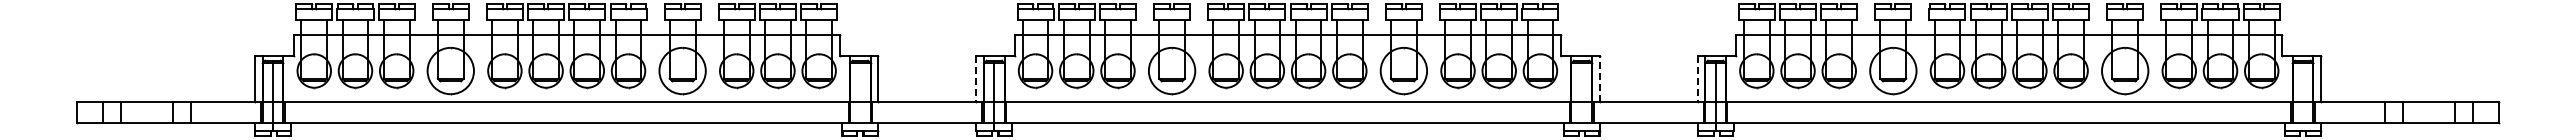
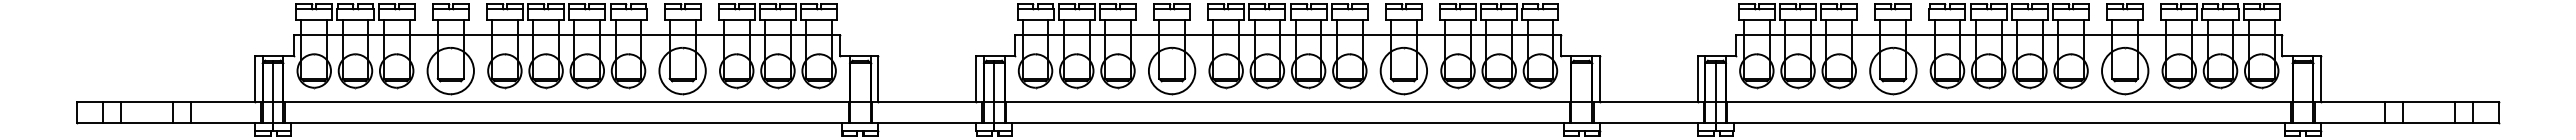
line: dashed -> solid (1599, 78)
line: dashed -> solid (976, 79)
line: dashed -> solid (1697, 79)
